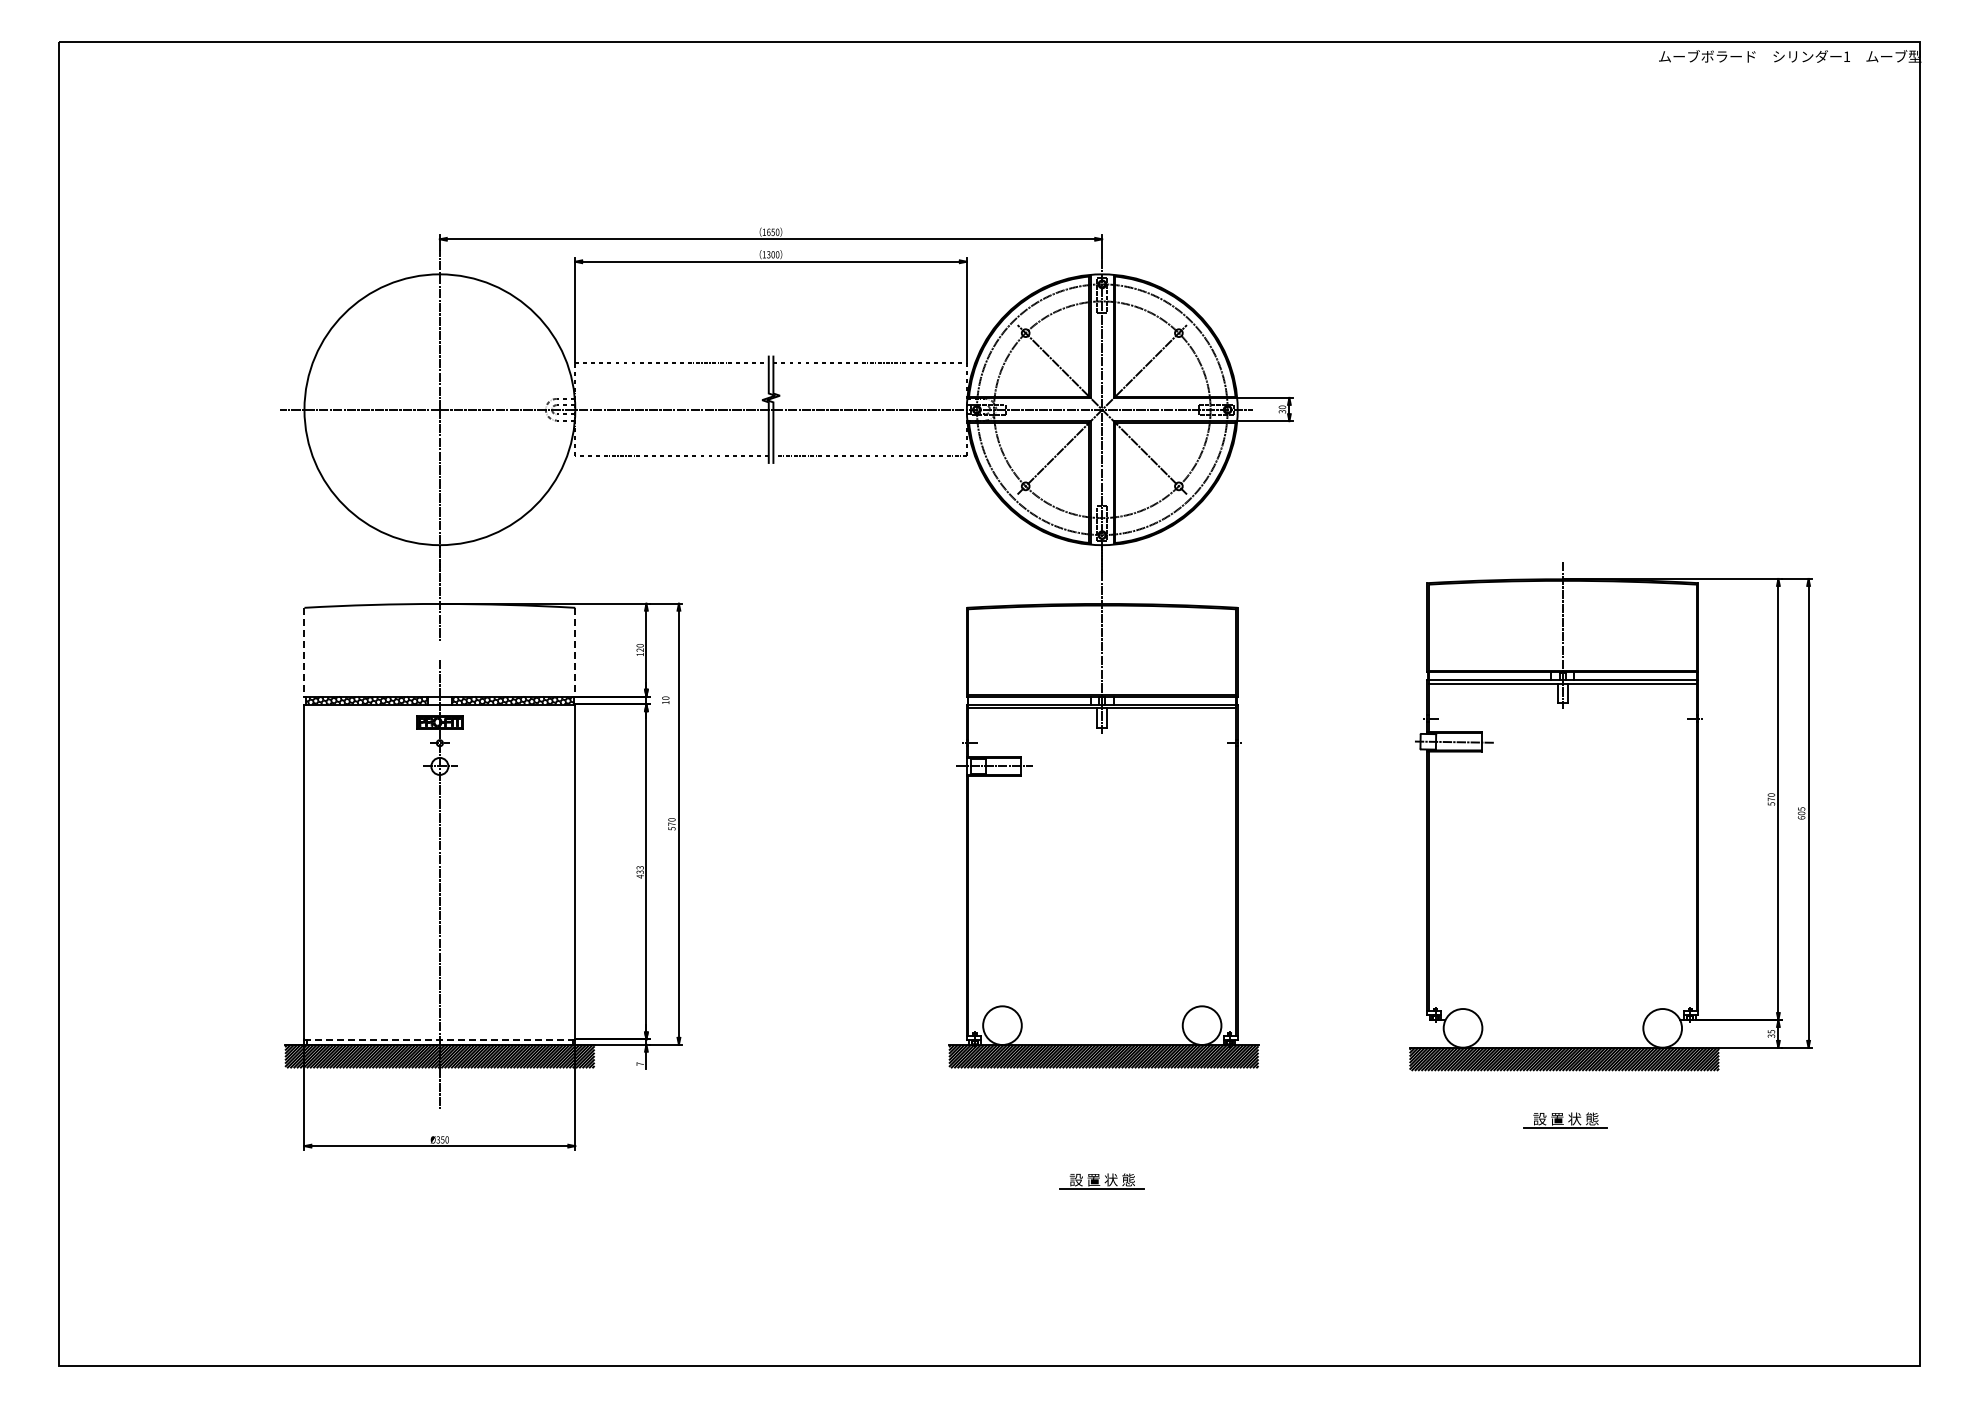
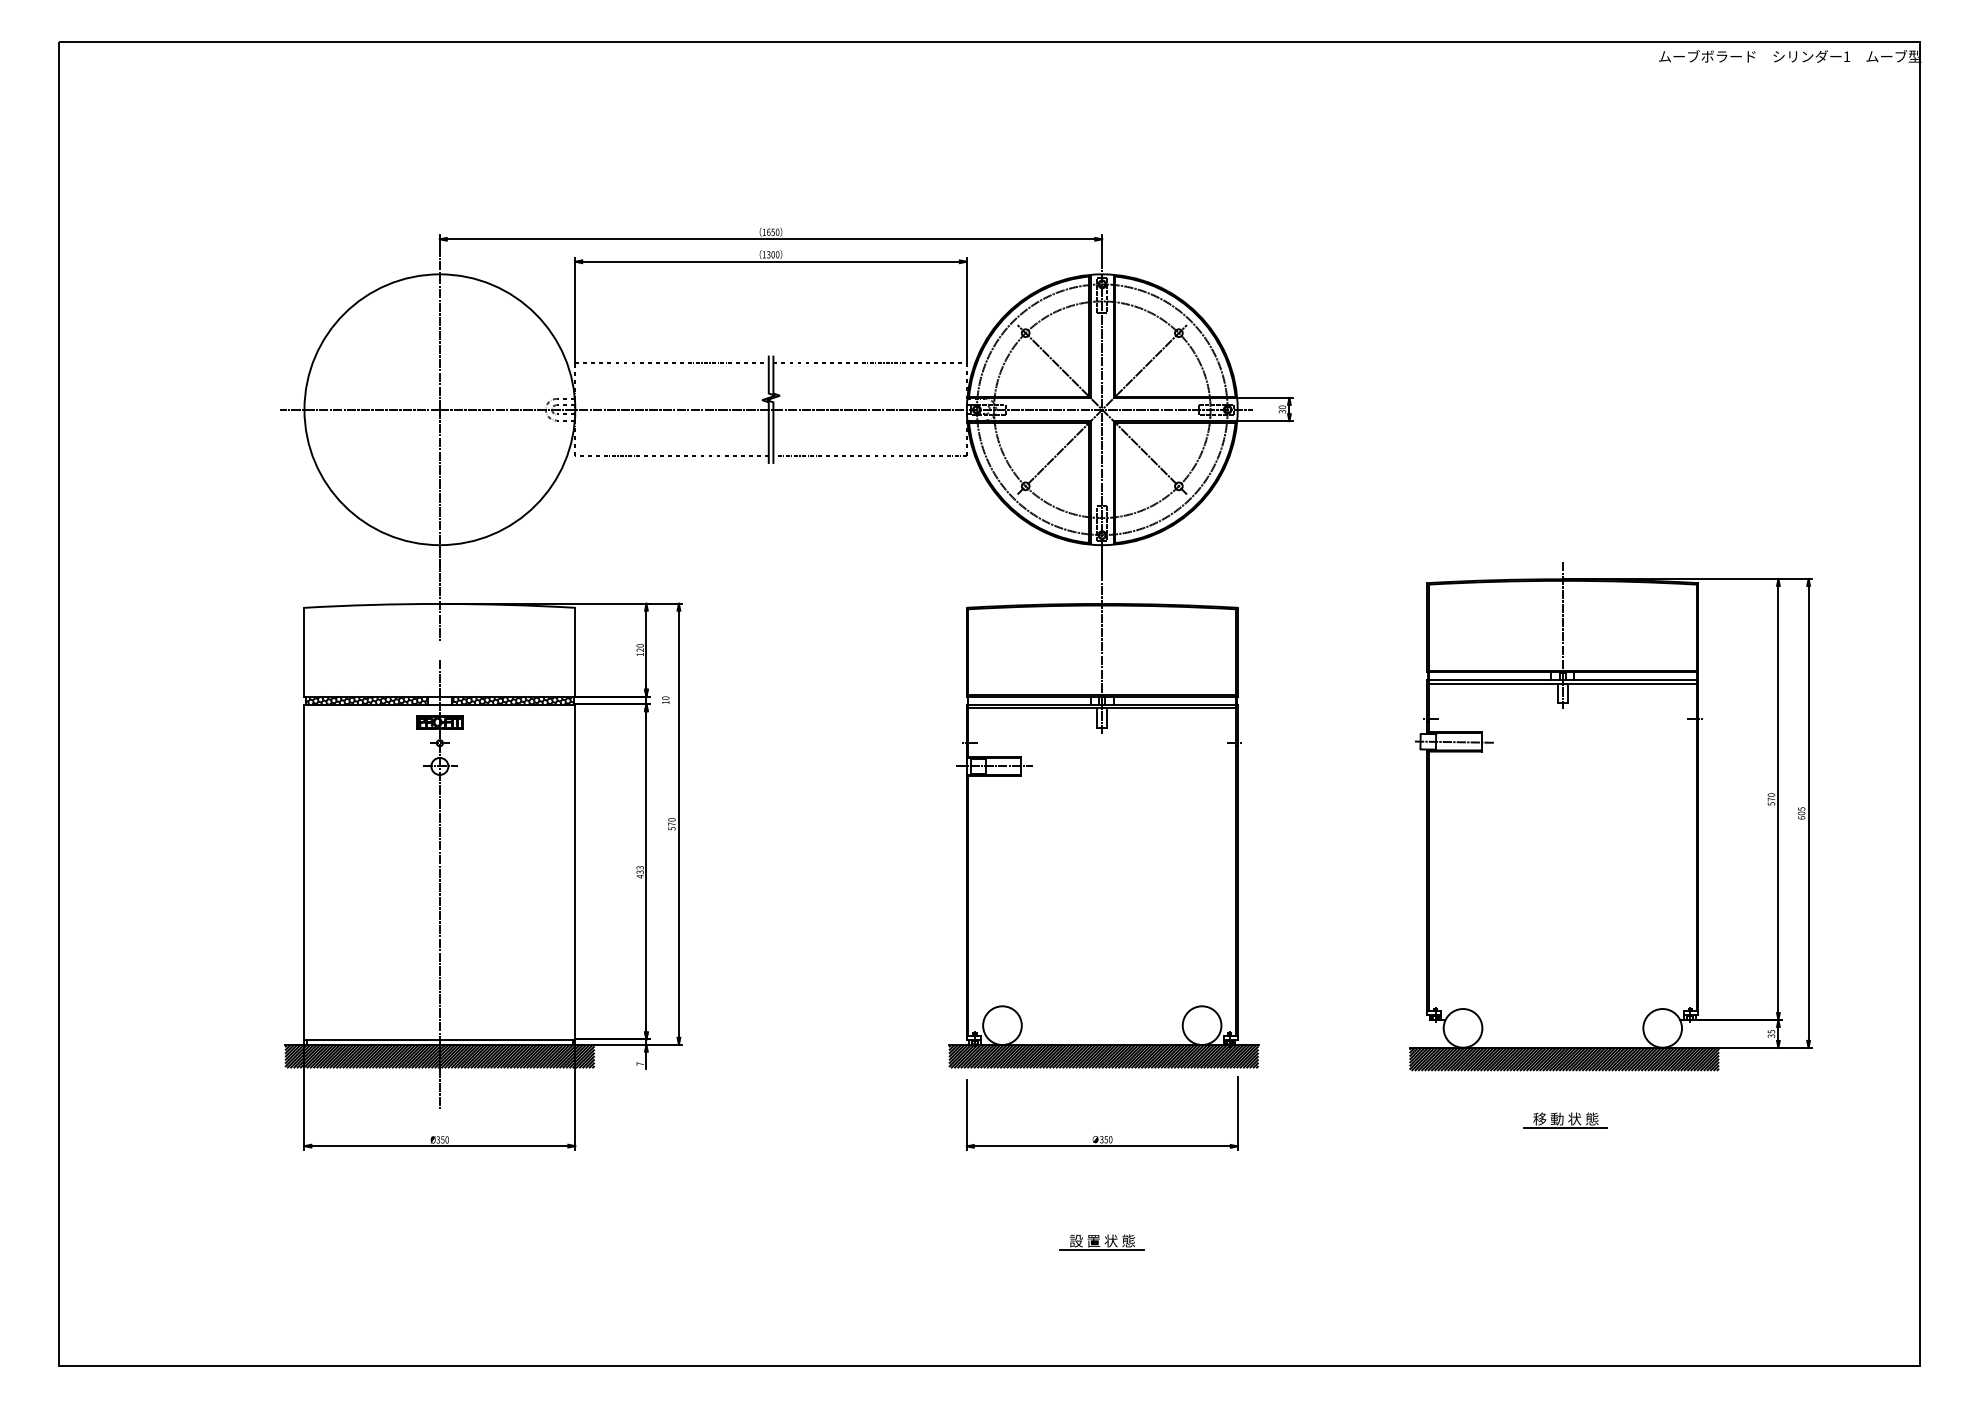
line: dashed -> solid (304, 652)
line: dashed -> solid (575, 652)
line: dashed -> solid (439, 1039)
text: 設 置 状 態 -> 移 動 状 態 (1548, 1118)
part: none -> present (1101, 1136)
part position: (1101, 1181) -> (1101, 1242) (1101, 1242)
